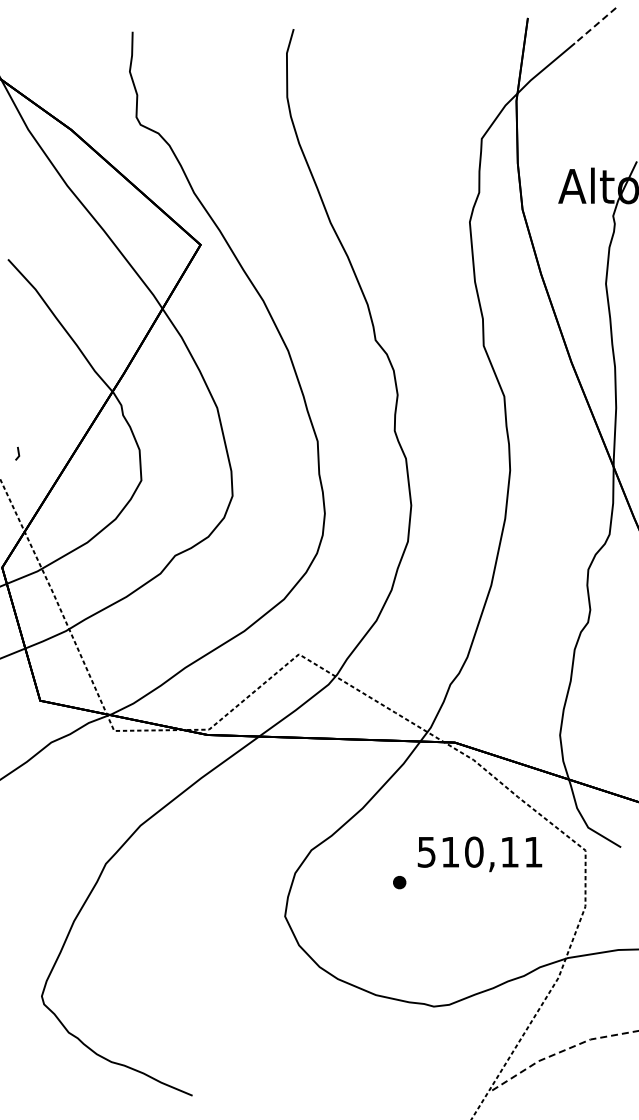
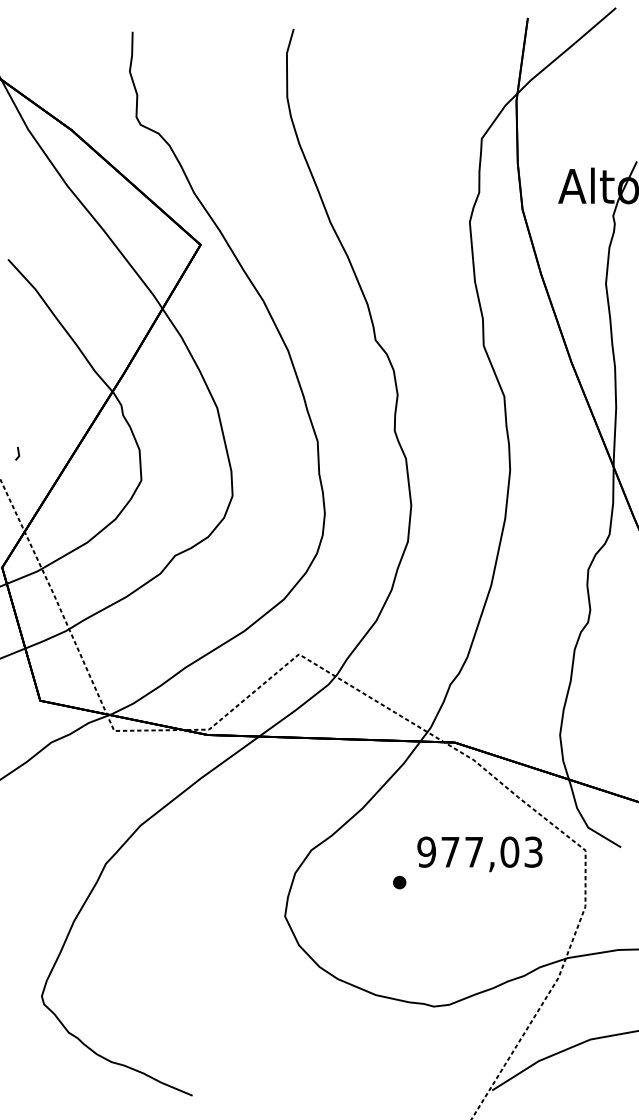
line: dashed -> solid (595, 25)
text: 510,11 -> 977,03 (479, 851)
line: dashed -> solid (561, 1051)
